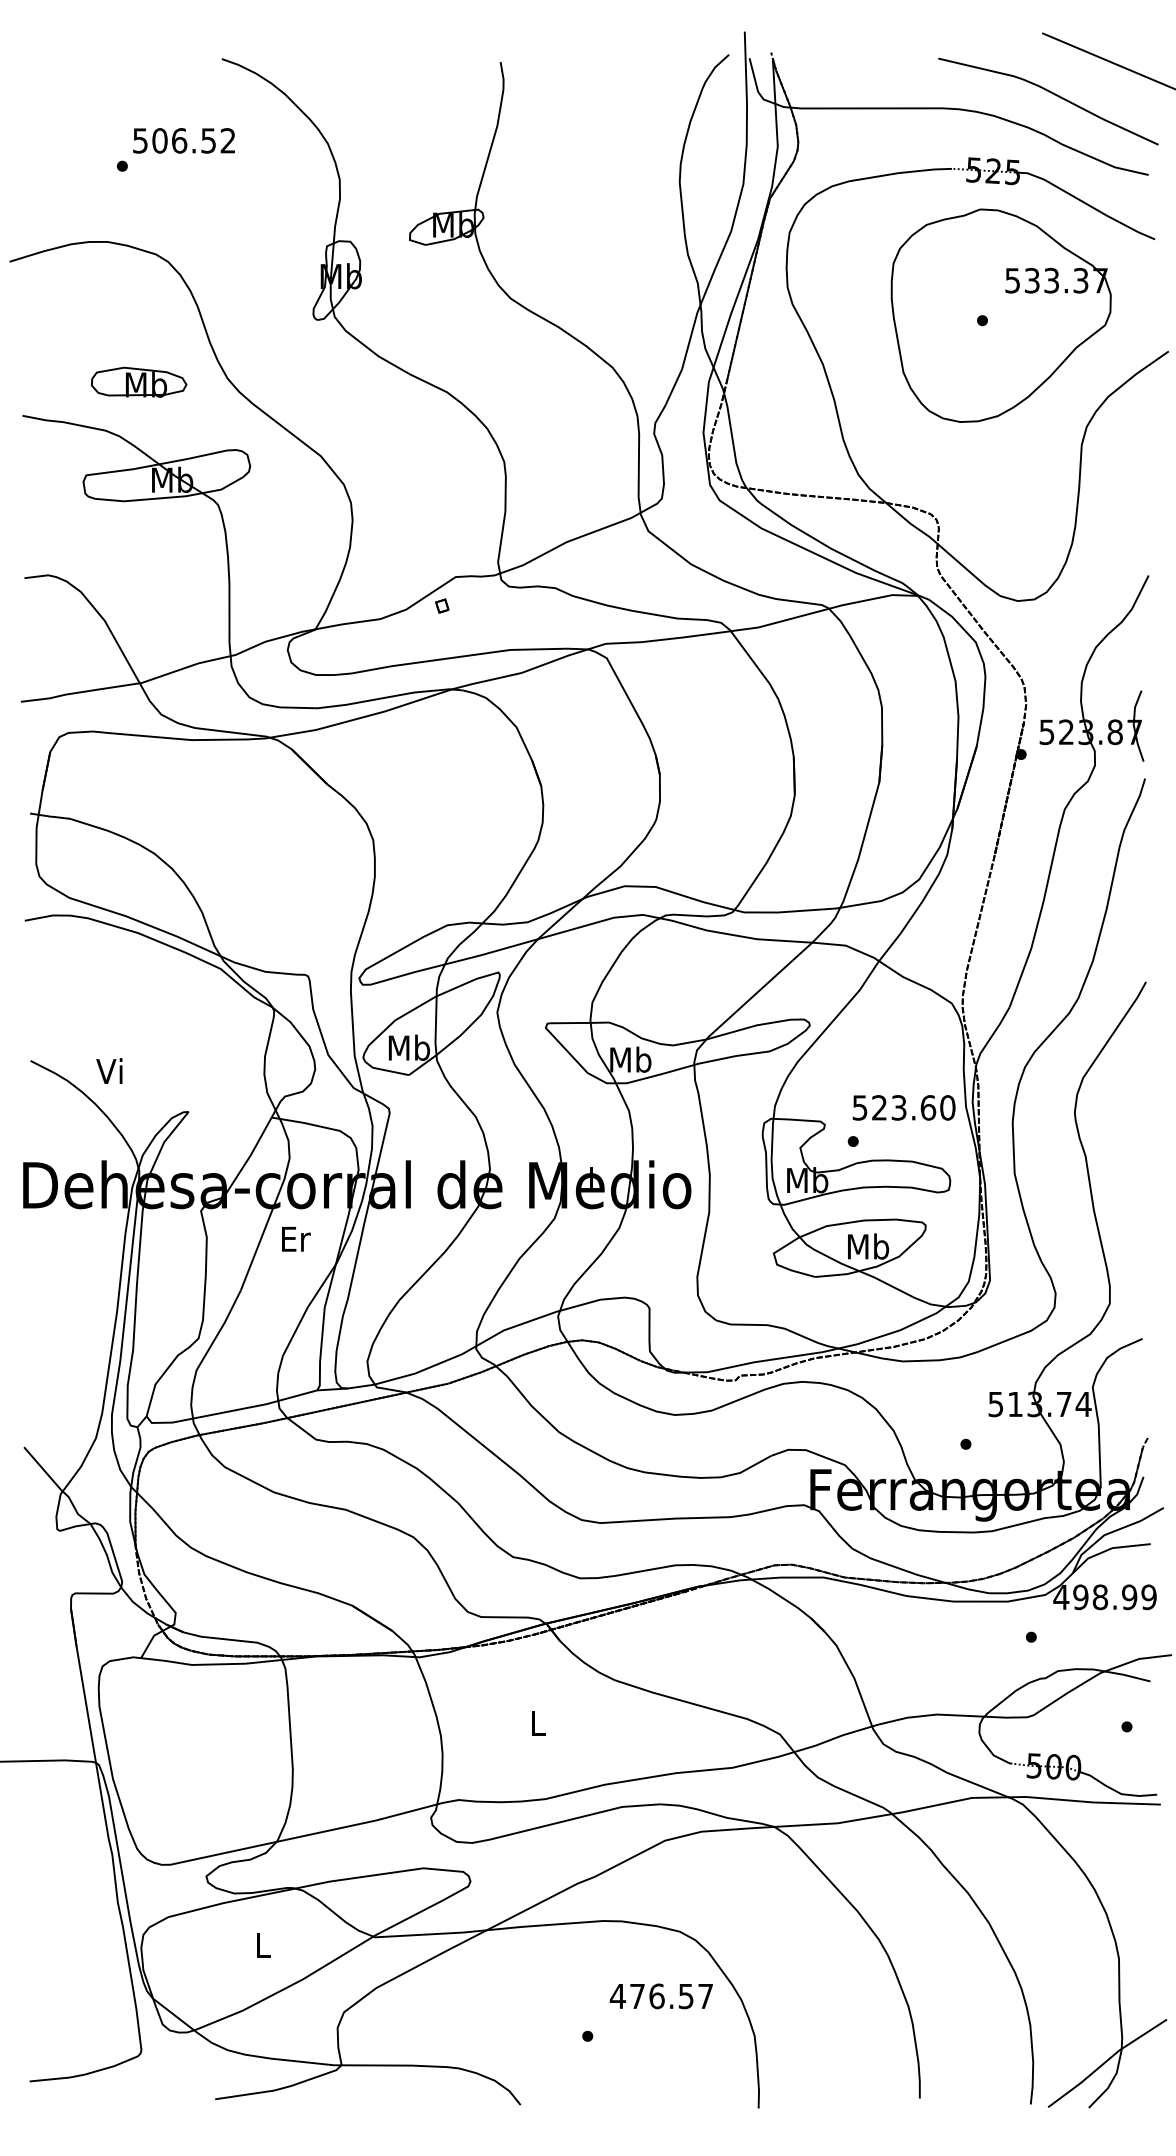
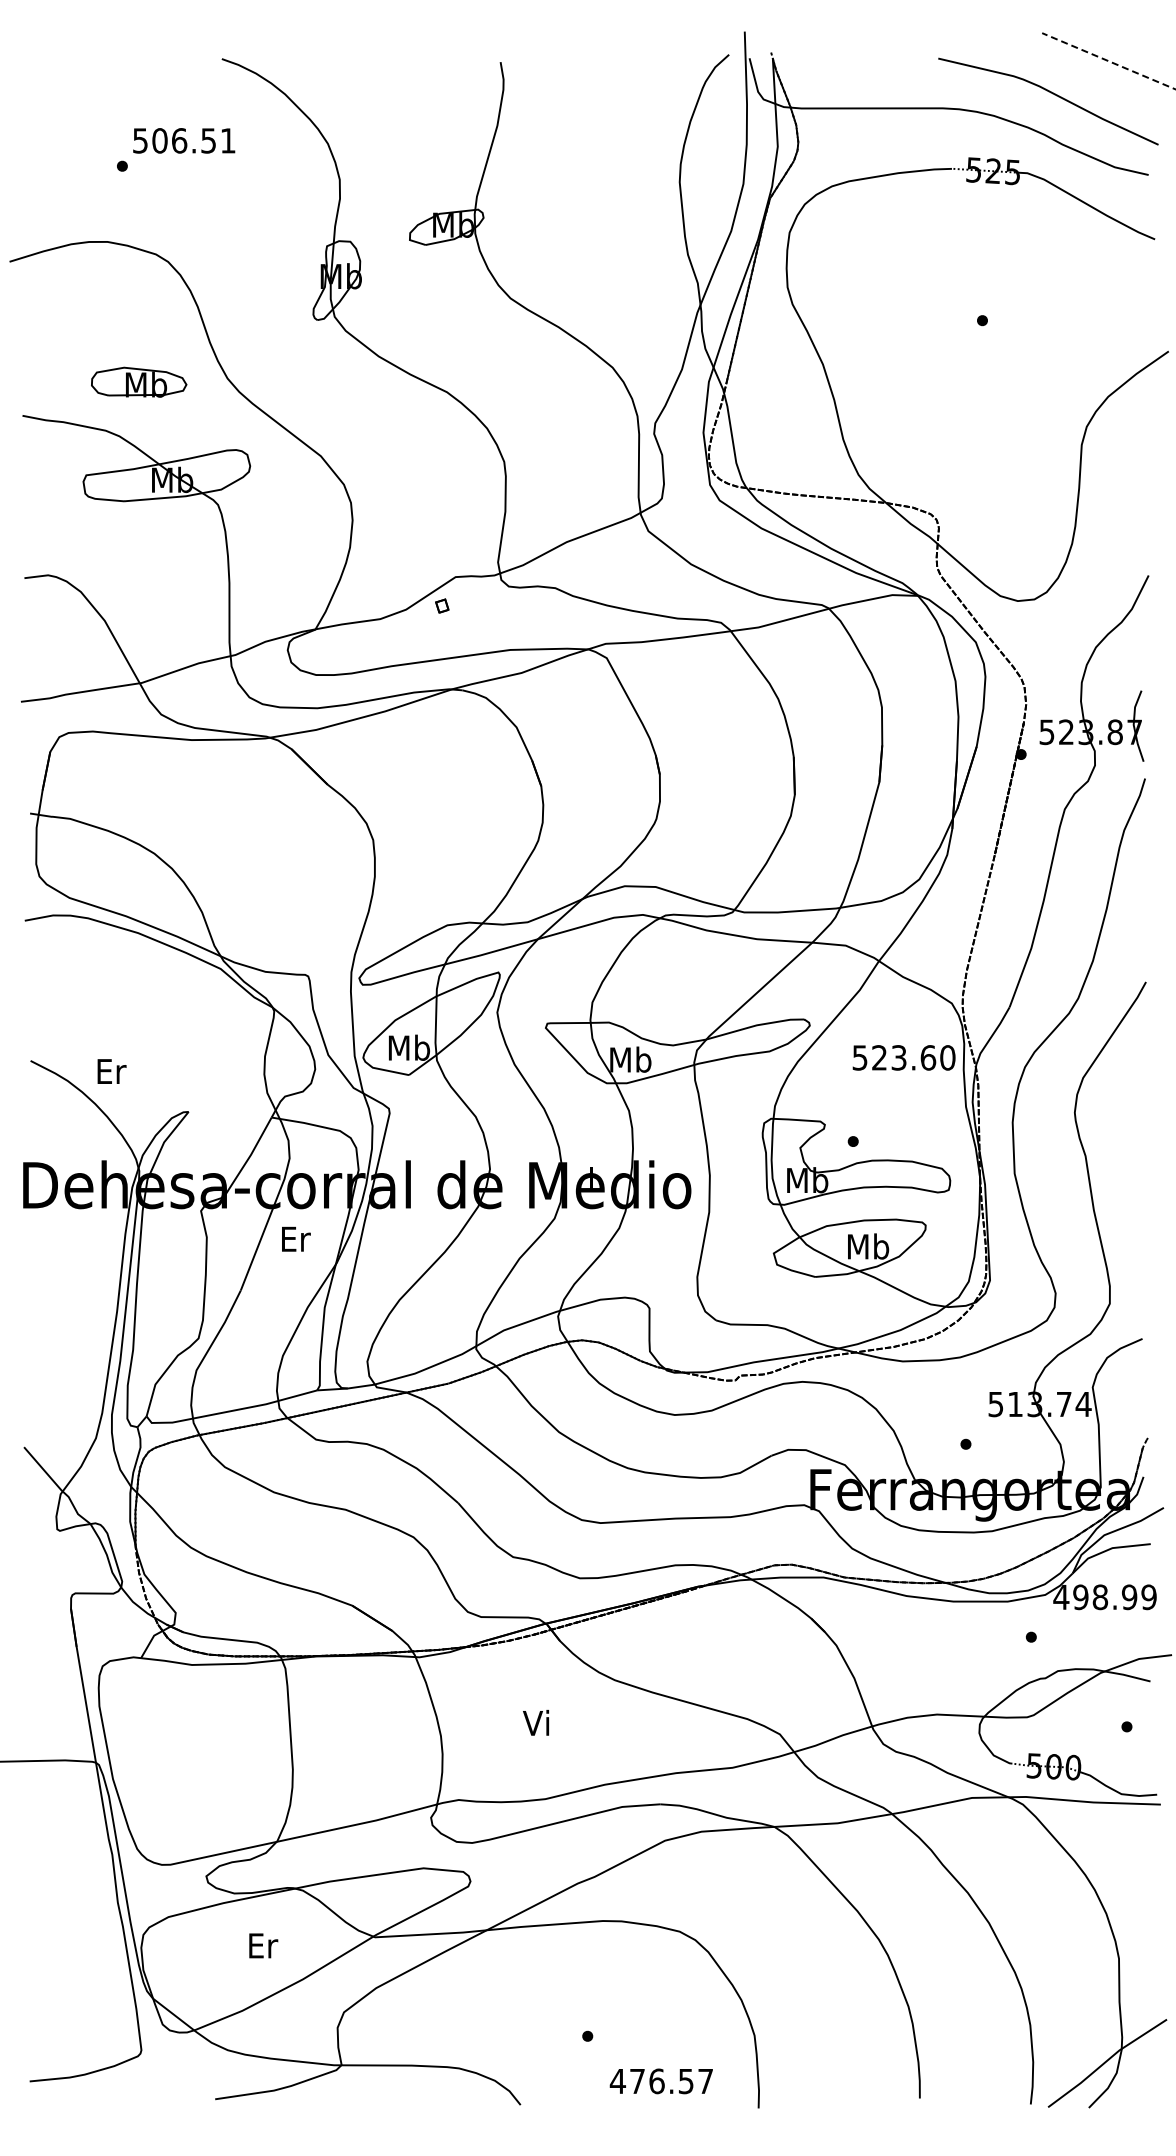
line: solid -> dashed (1108, 61)
text: 506.52 -> 506.51 (227, 140)
part: present -> none (1000, 315)
text: Vi -> Er (111, 1070)
text position: (903, 1107) -> (903, 1057) (903, 1057)
text: L -> Vi (536, 1722)
text: L -> Er (263, 1945)
text position: (660, 1996) -> (660, 2081) (660, 2081)
